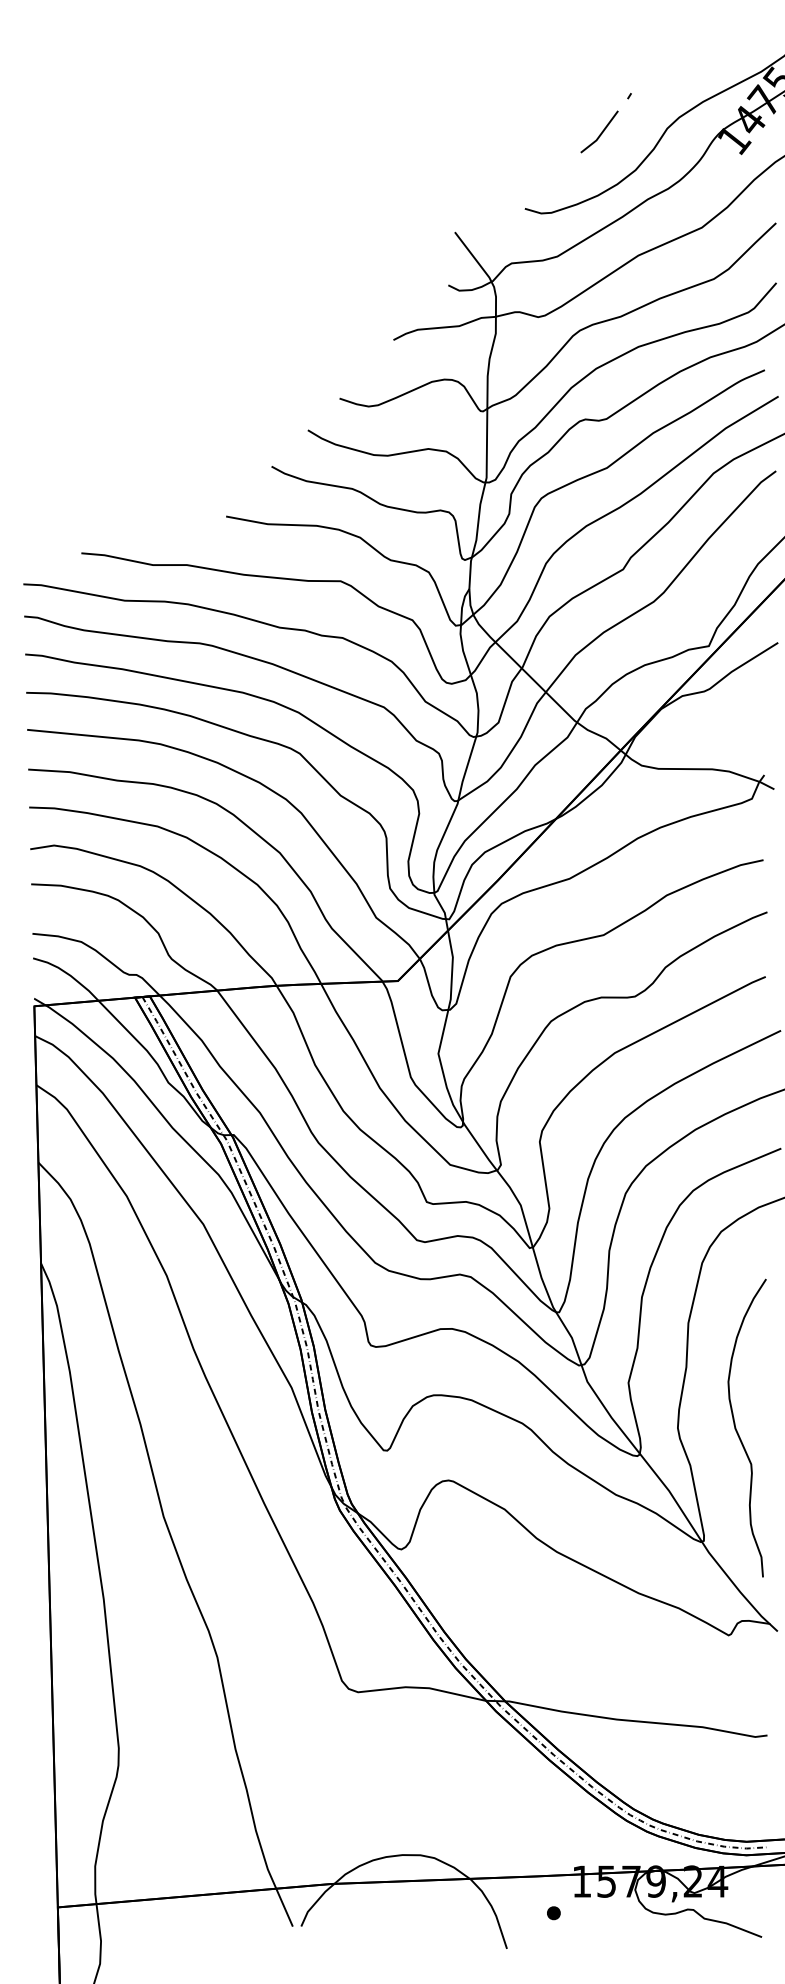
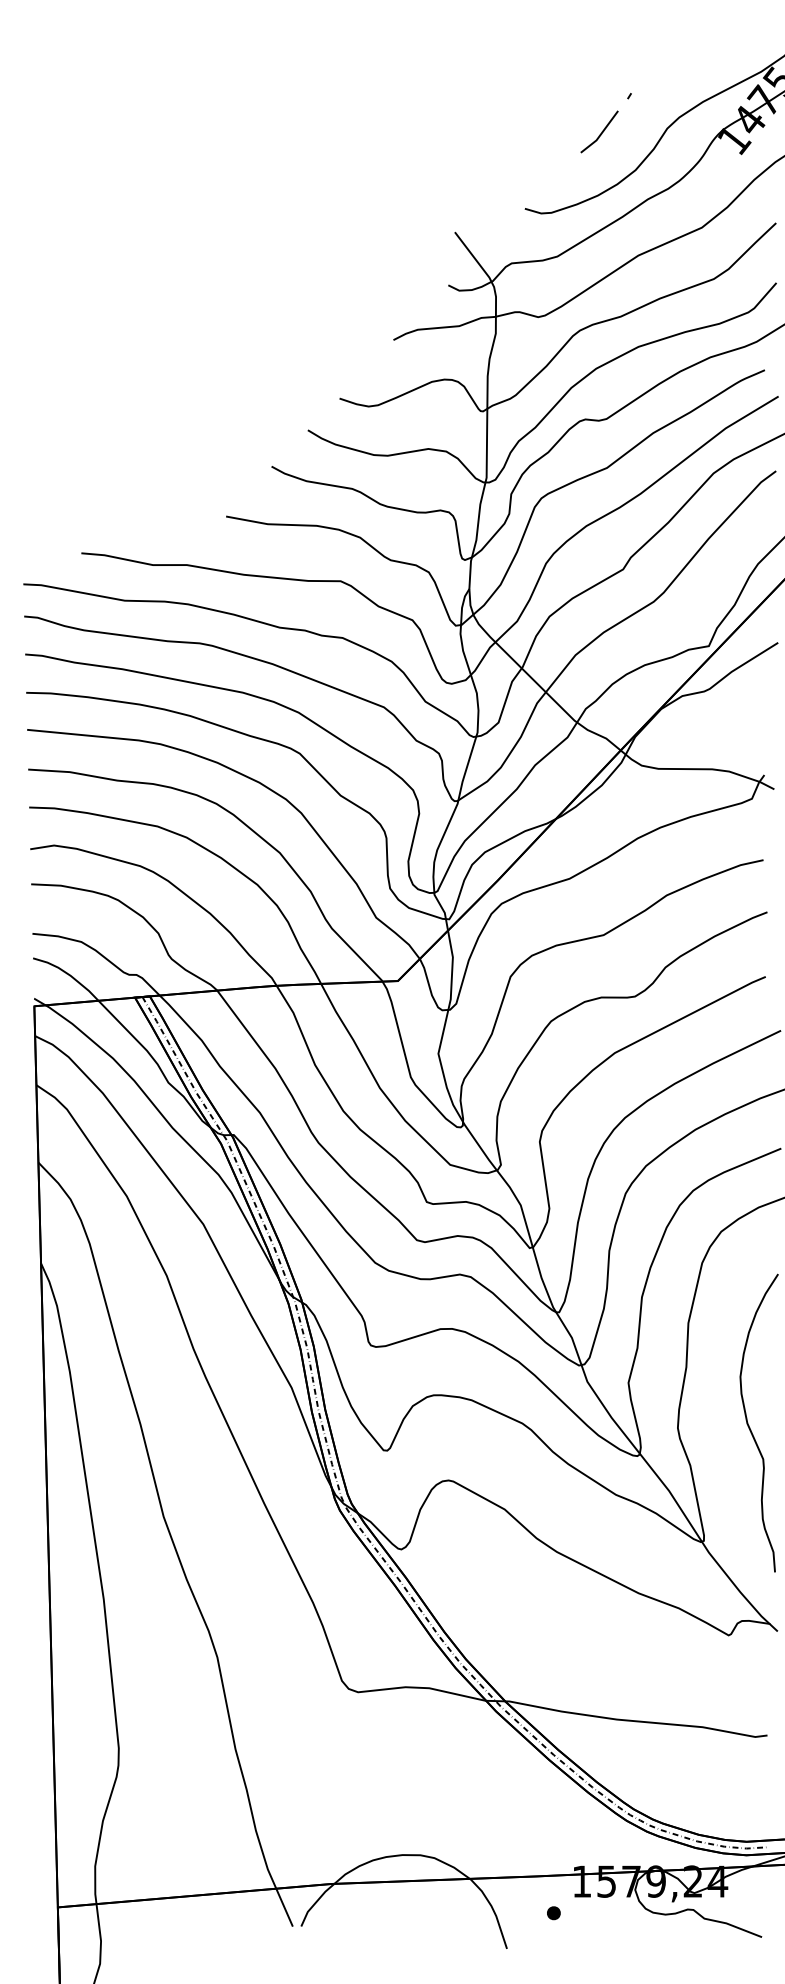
curve position: (738, 1432) -> (750, 1427) (750, 1427)
